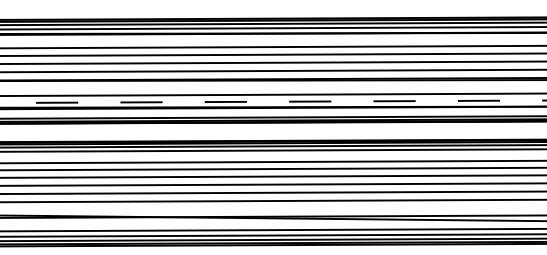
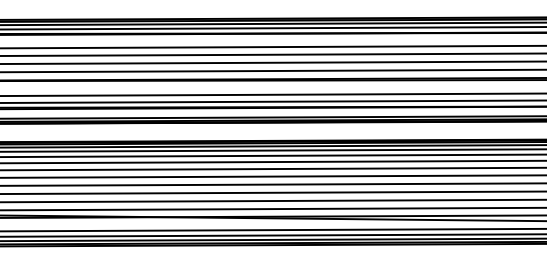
line: dashed -> solid (273, 101)
line: none -> present (272, 155)
line: none -> present (272, 208)
